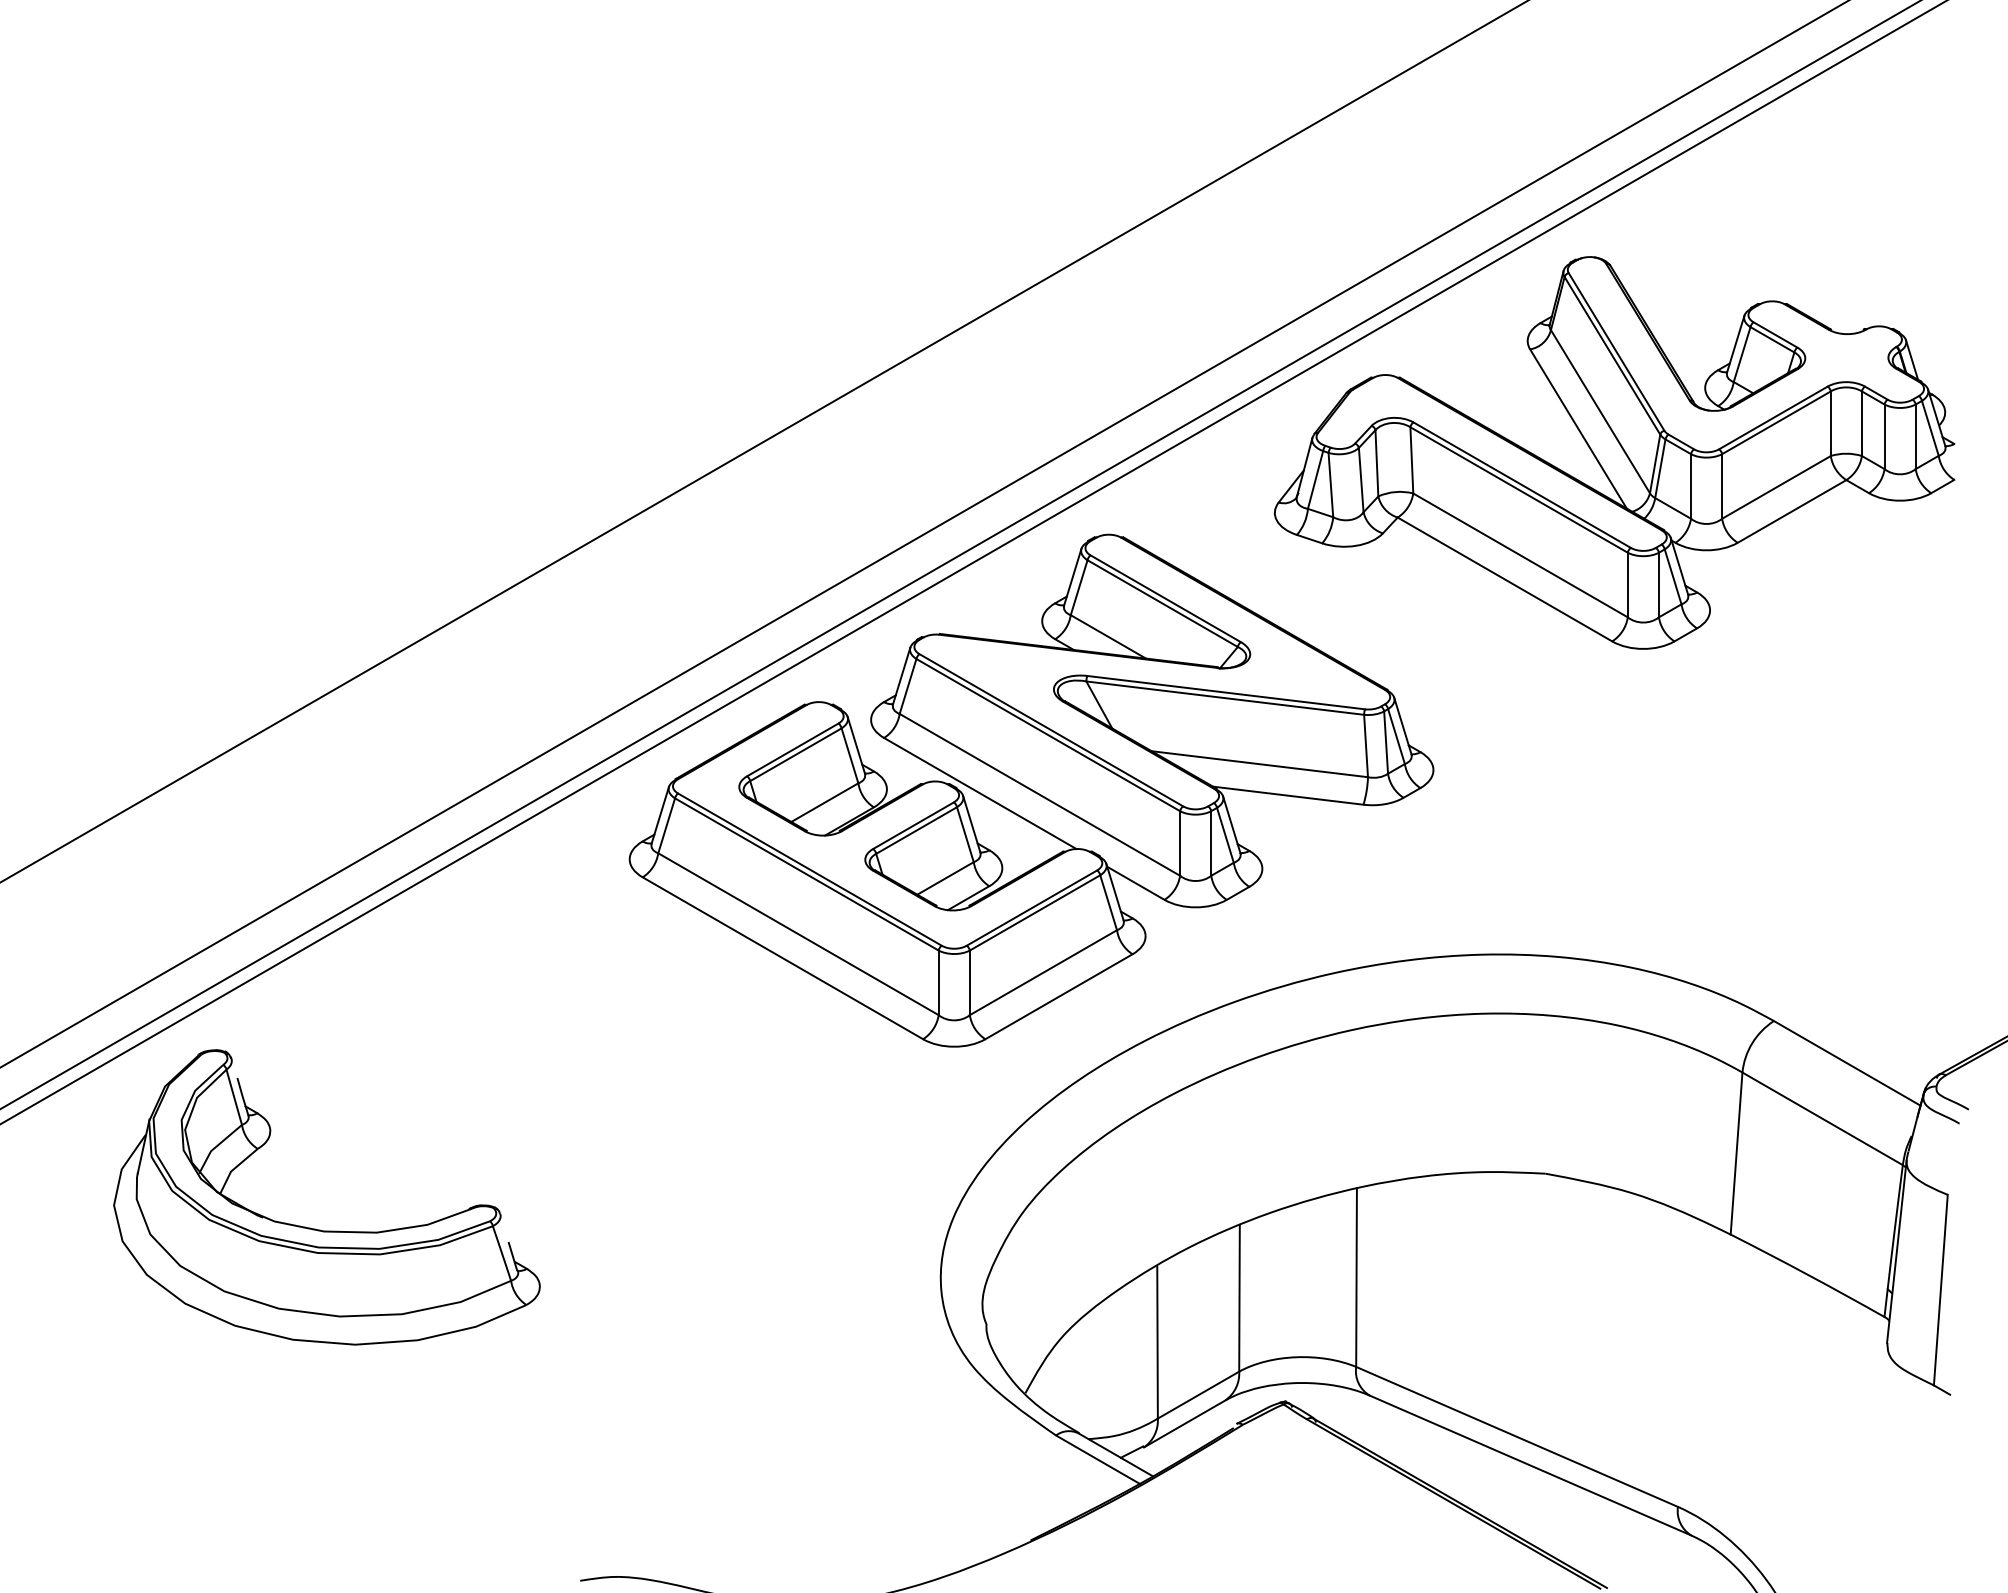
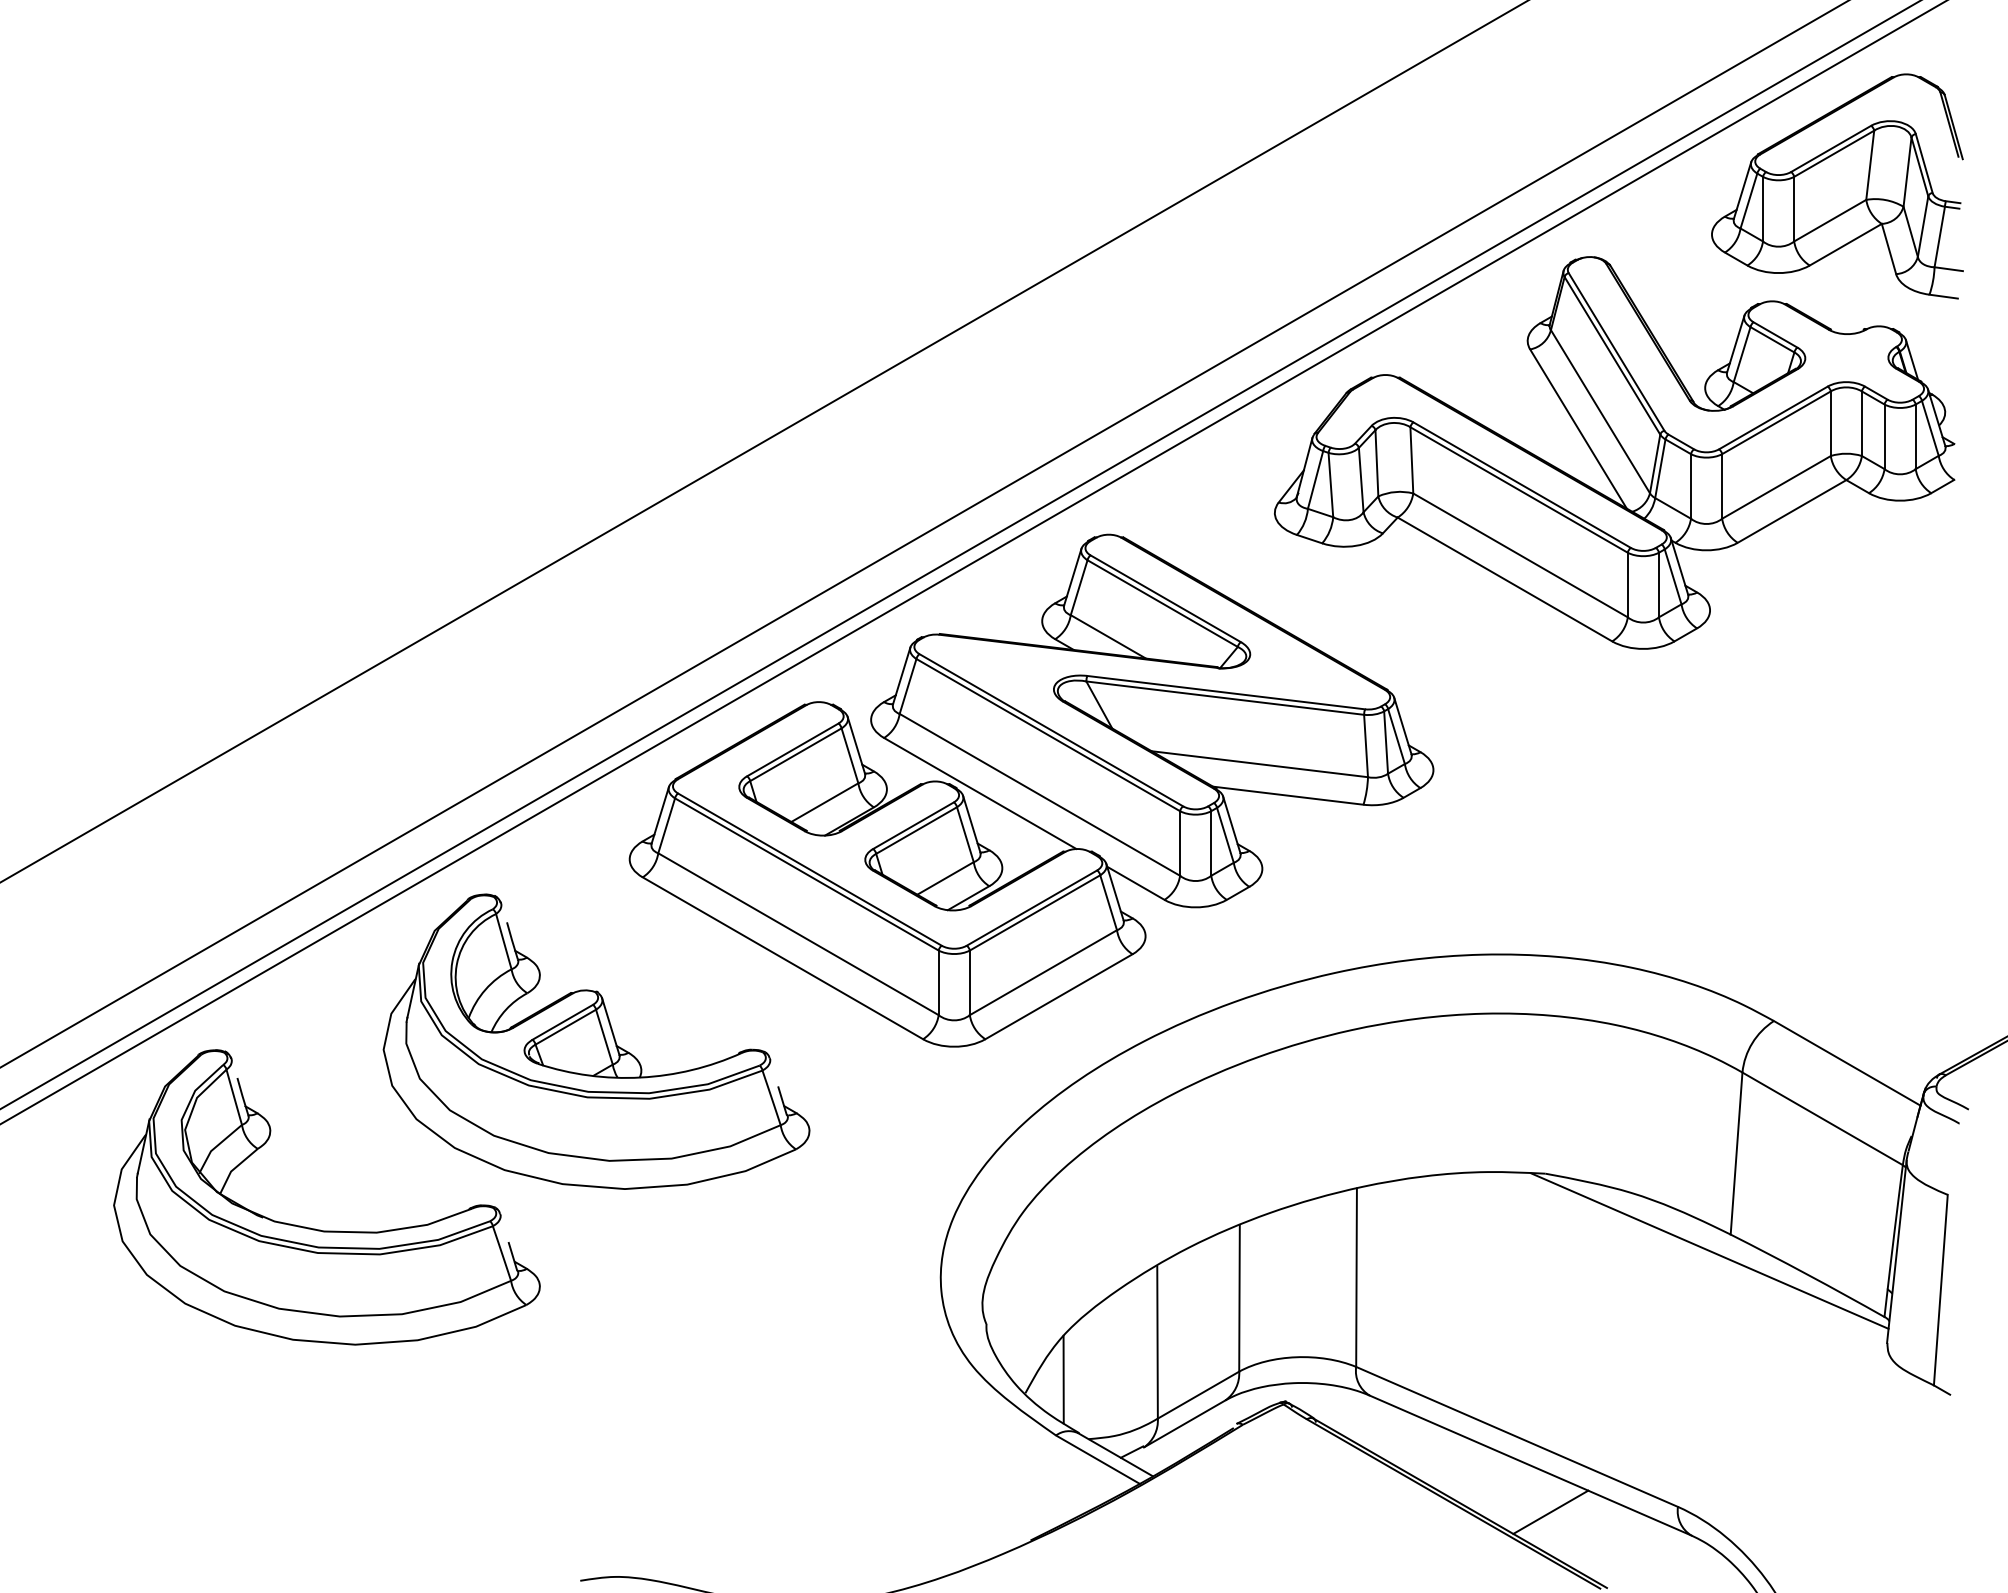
part: none -> present (1837, 186)
part: none -> present (596, 1041)
line: none -> present (1709, 1250)
line: none -> present (1063, 1379)
line: none -> present (1550, 1511)
